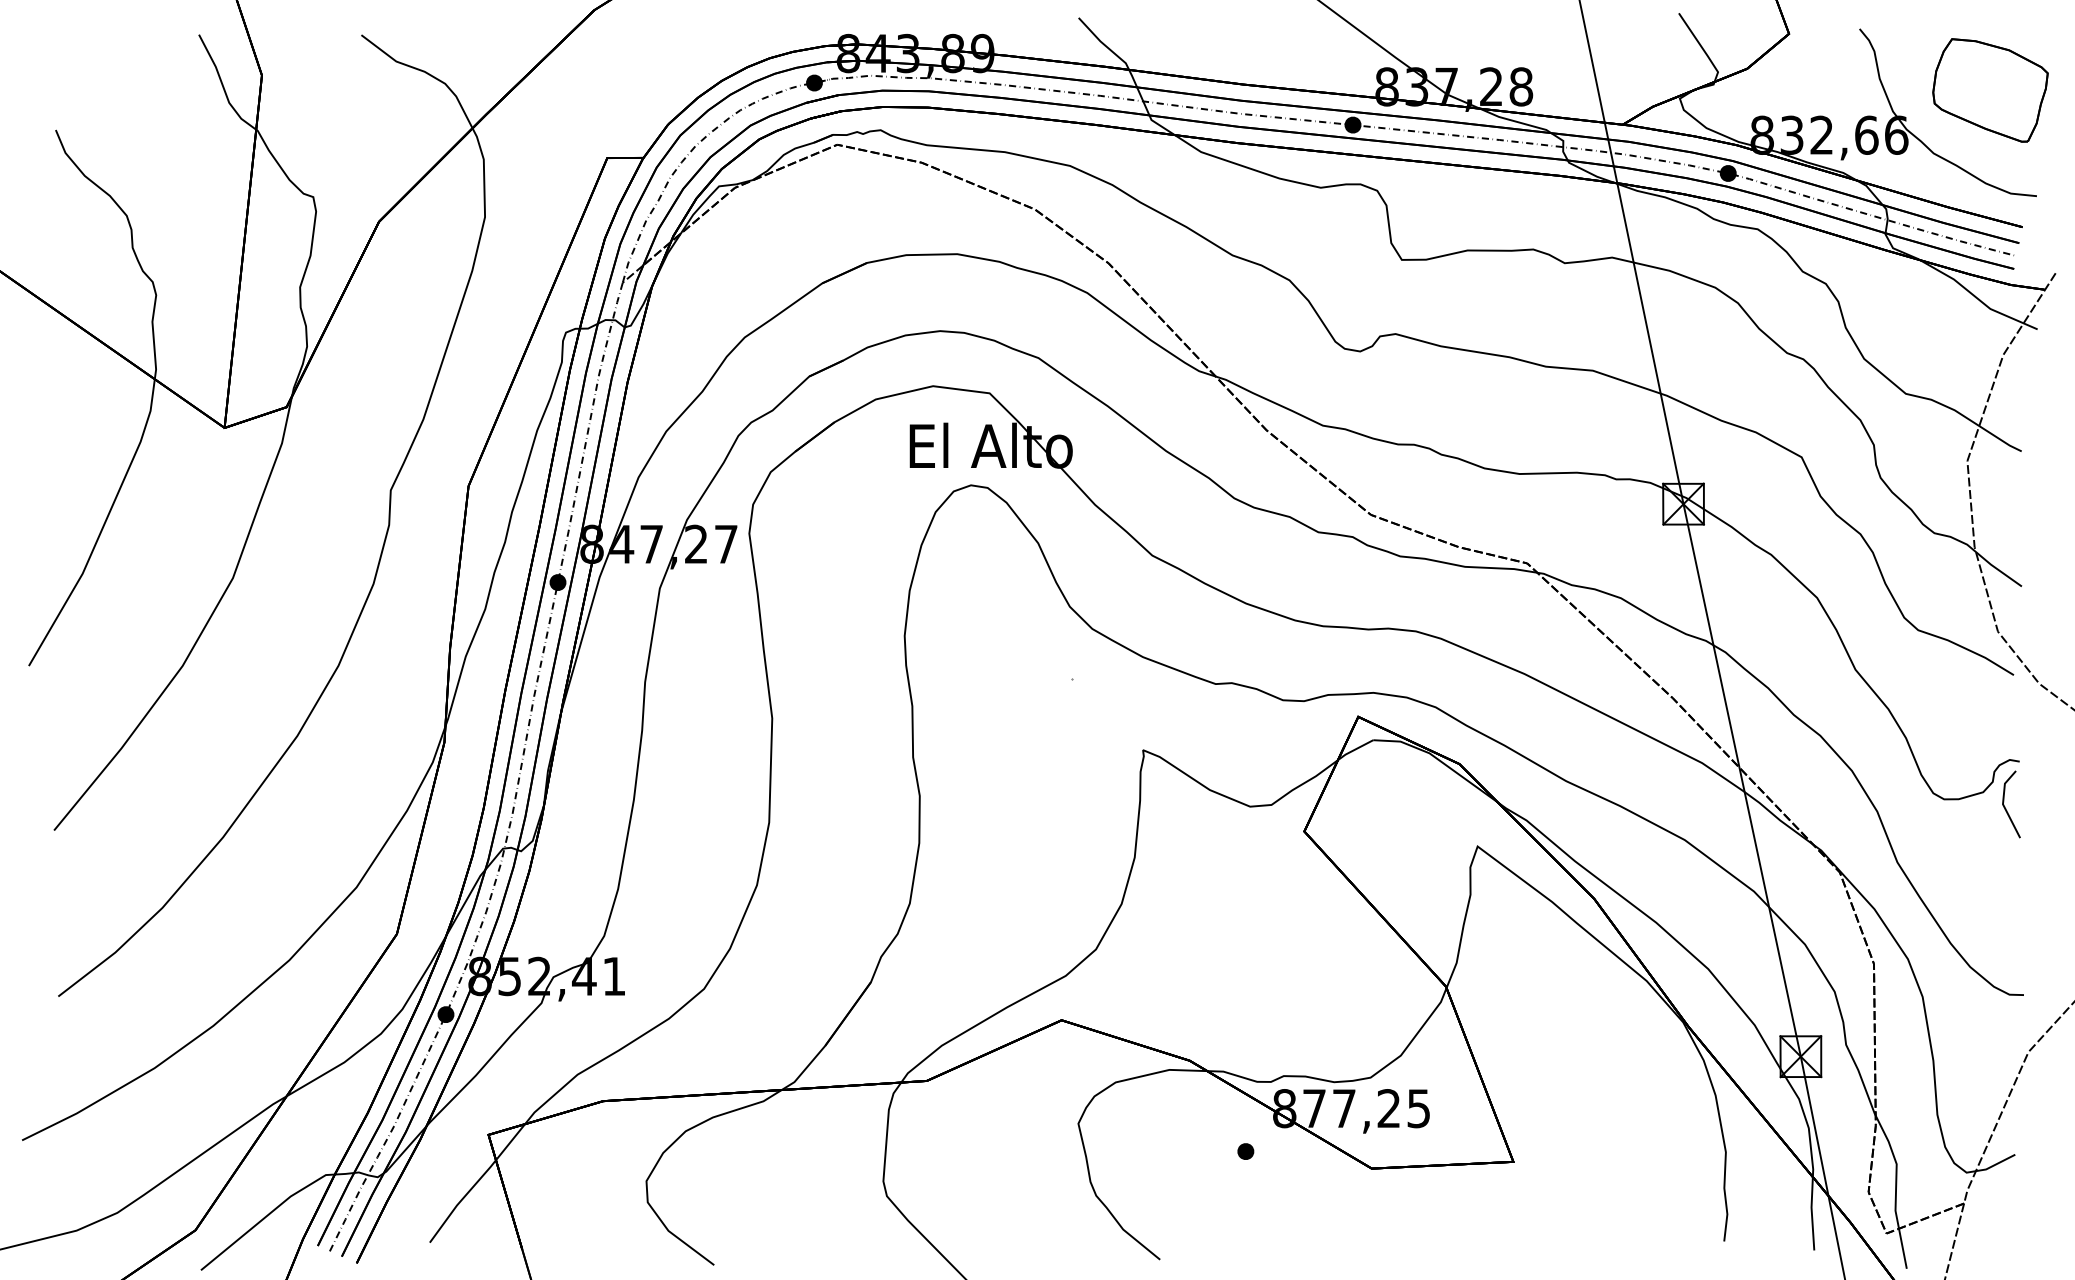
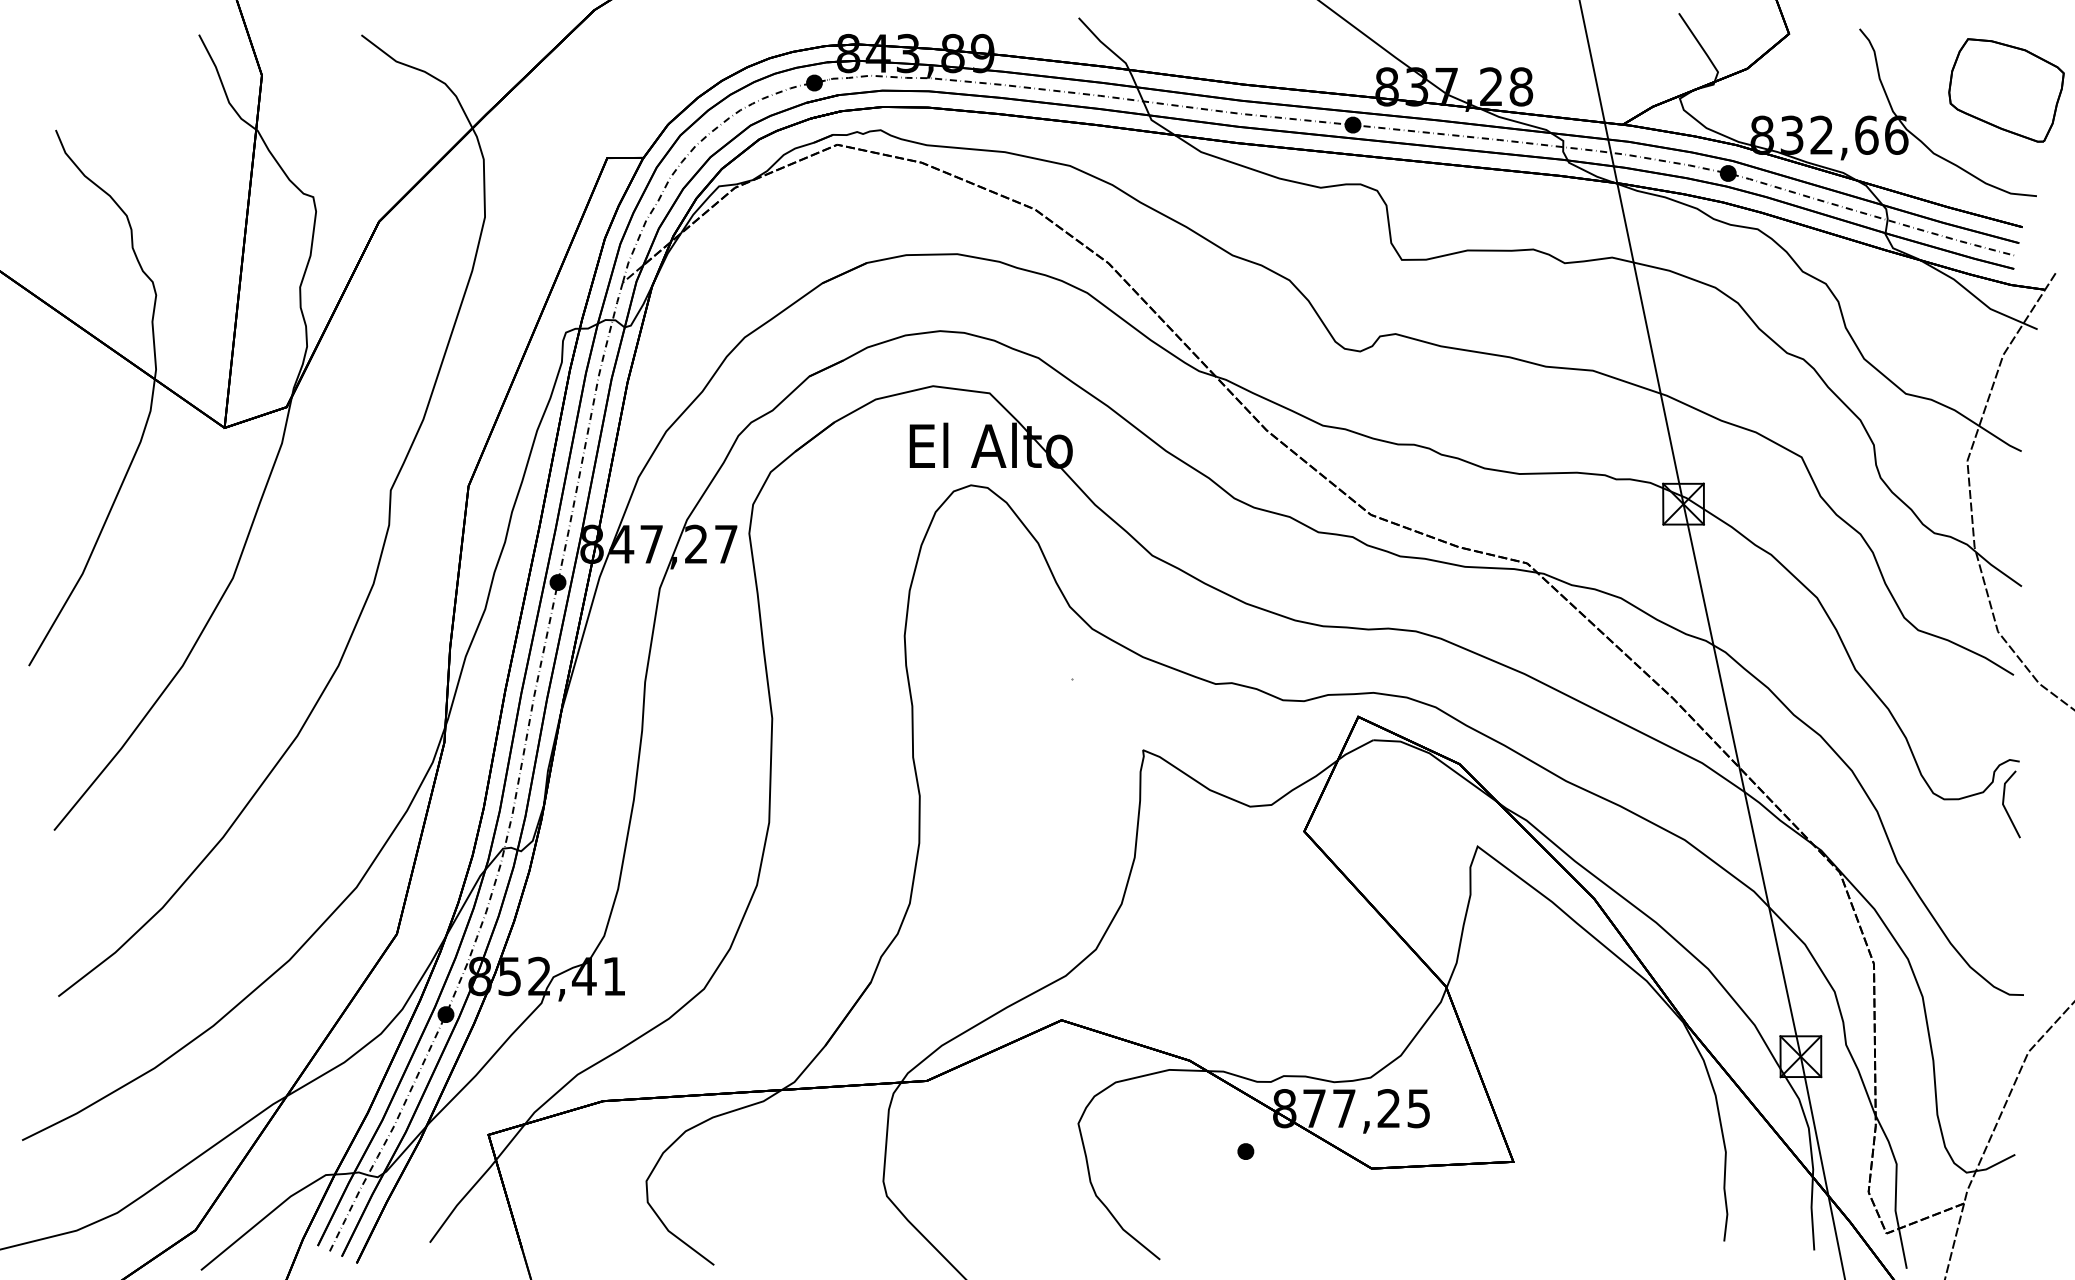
part position: (1990, 90) -> (2006, 90) (2006, 90)
